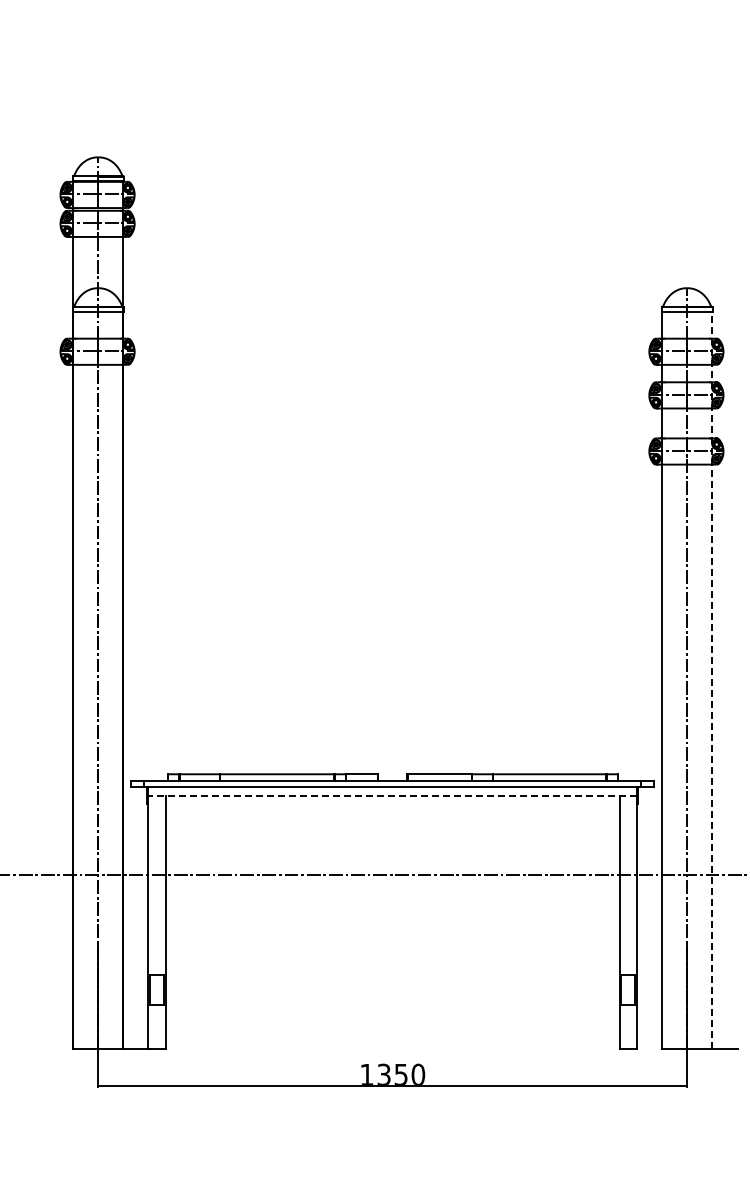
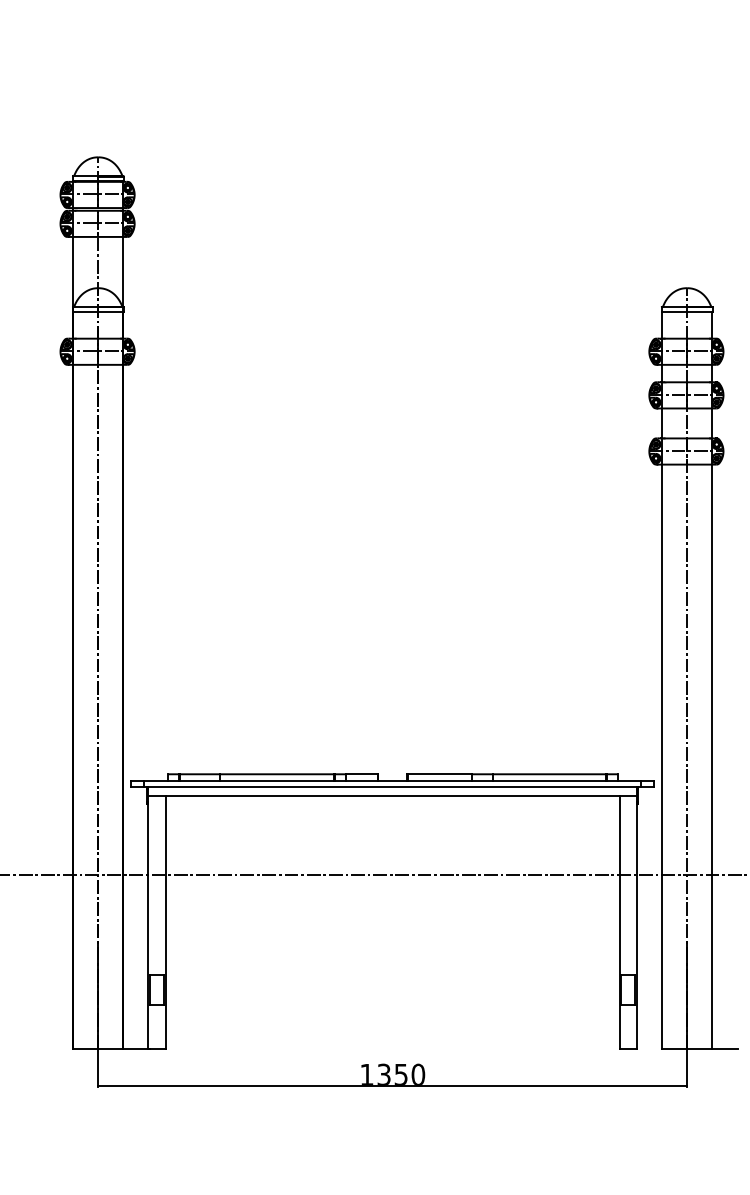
line: dashed -> solid (712, 680)
line: dashed -> solid (392, 796)
